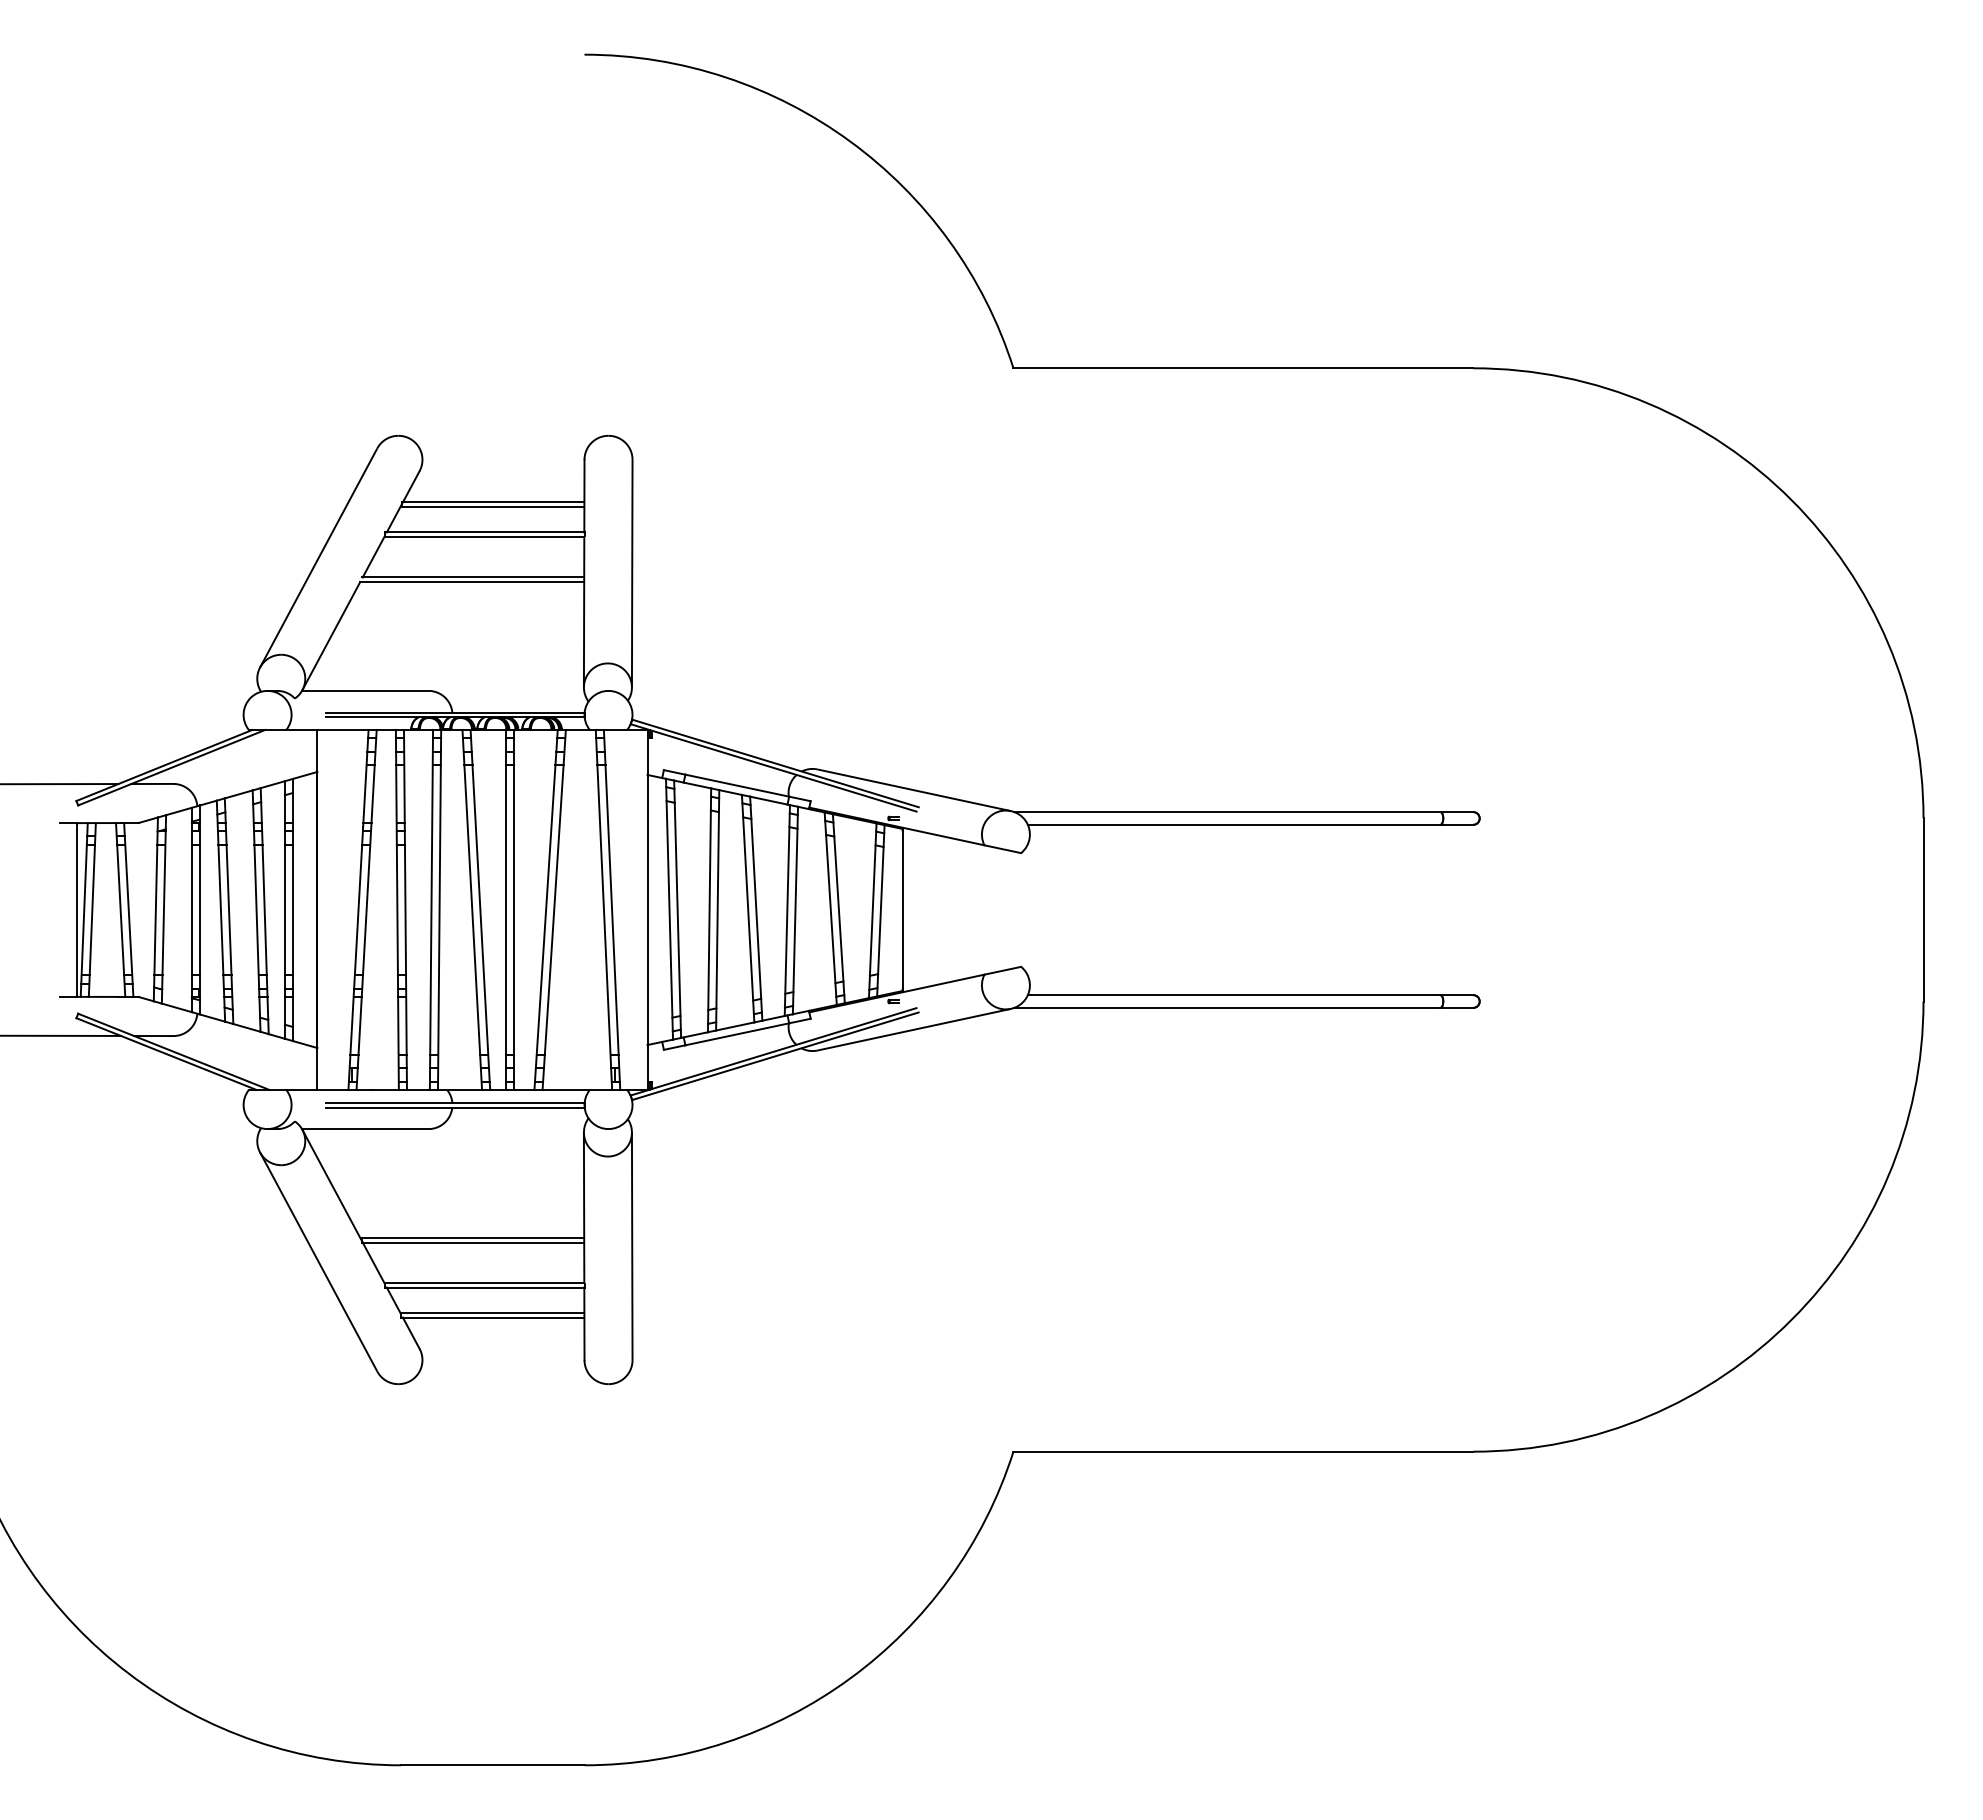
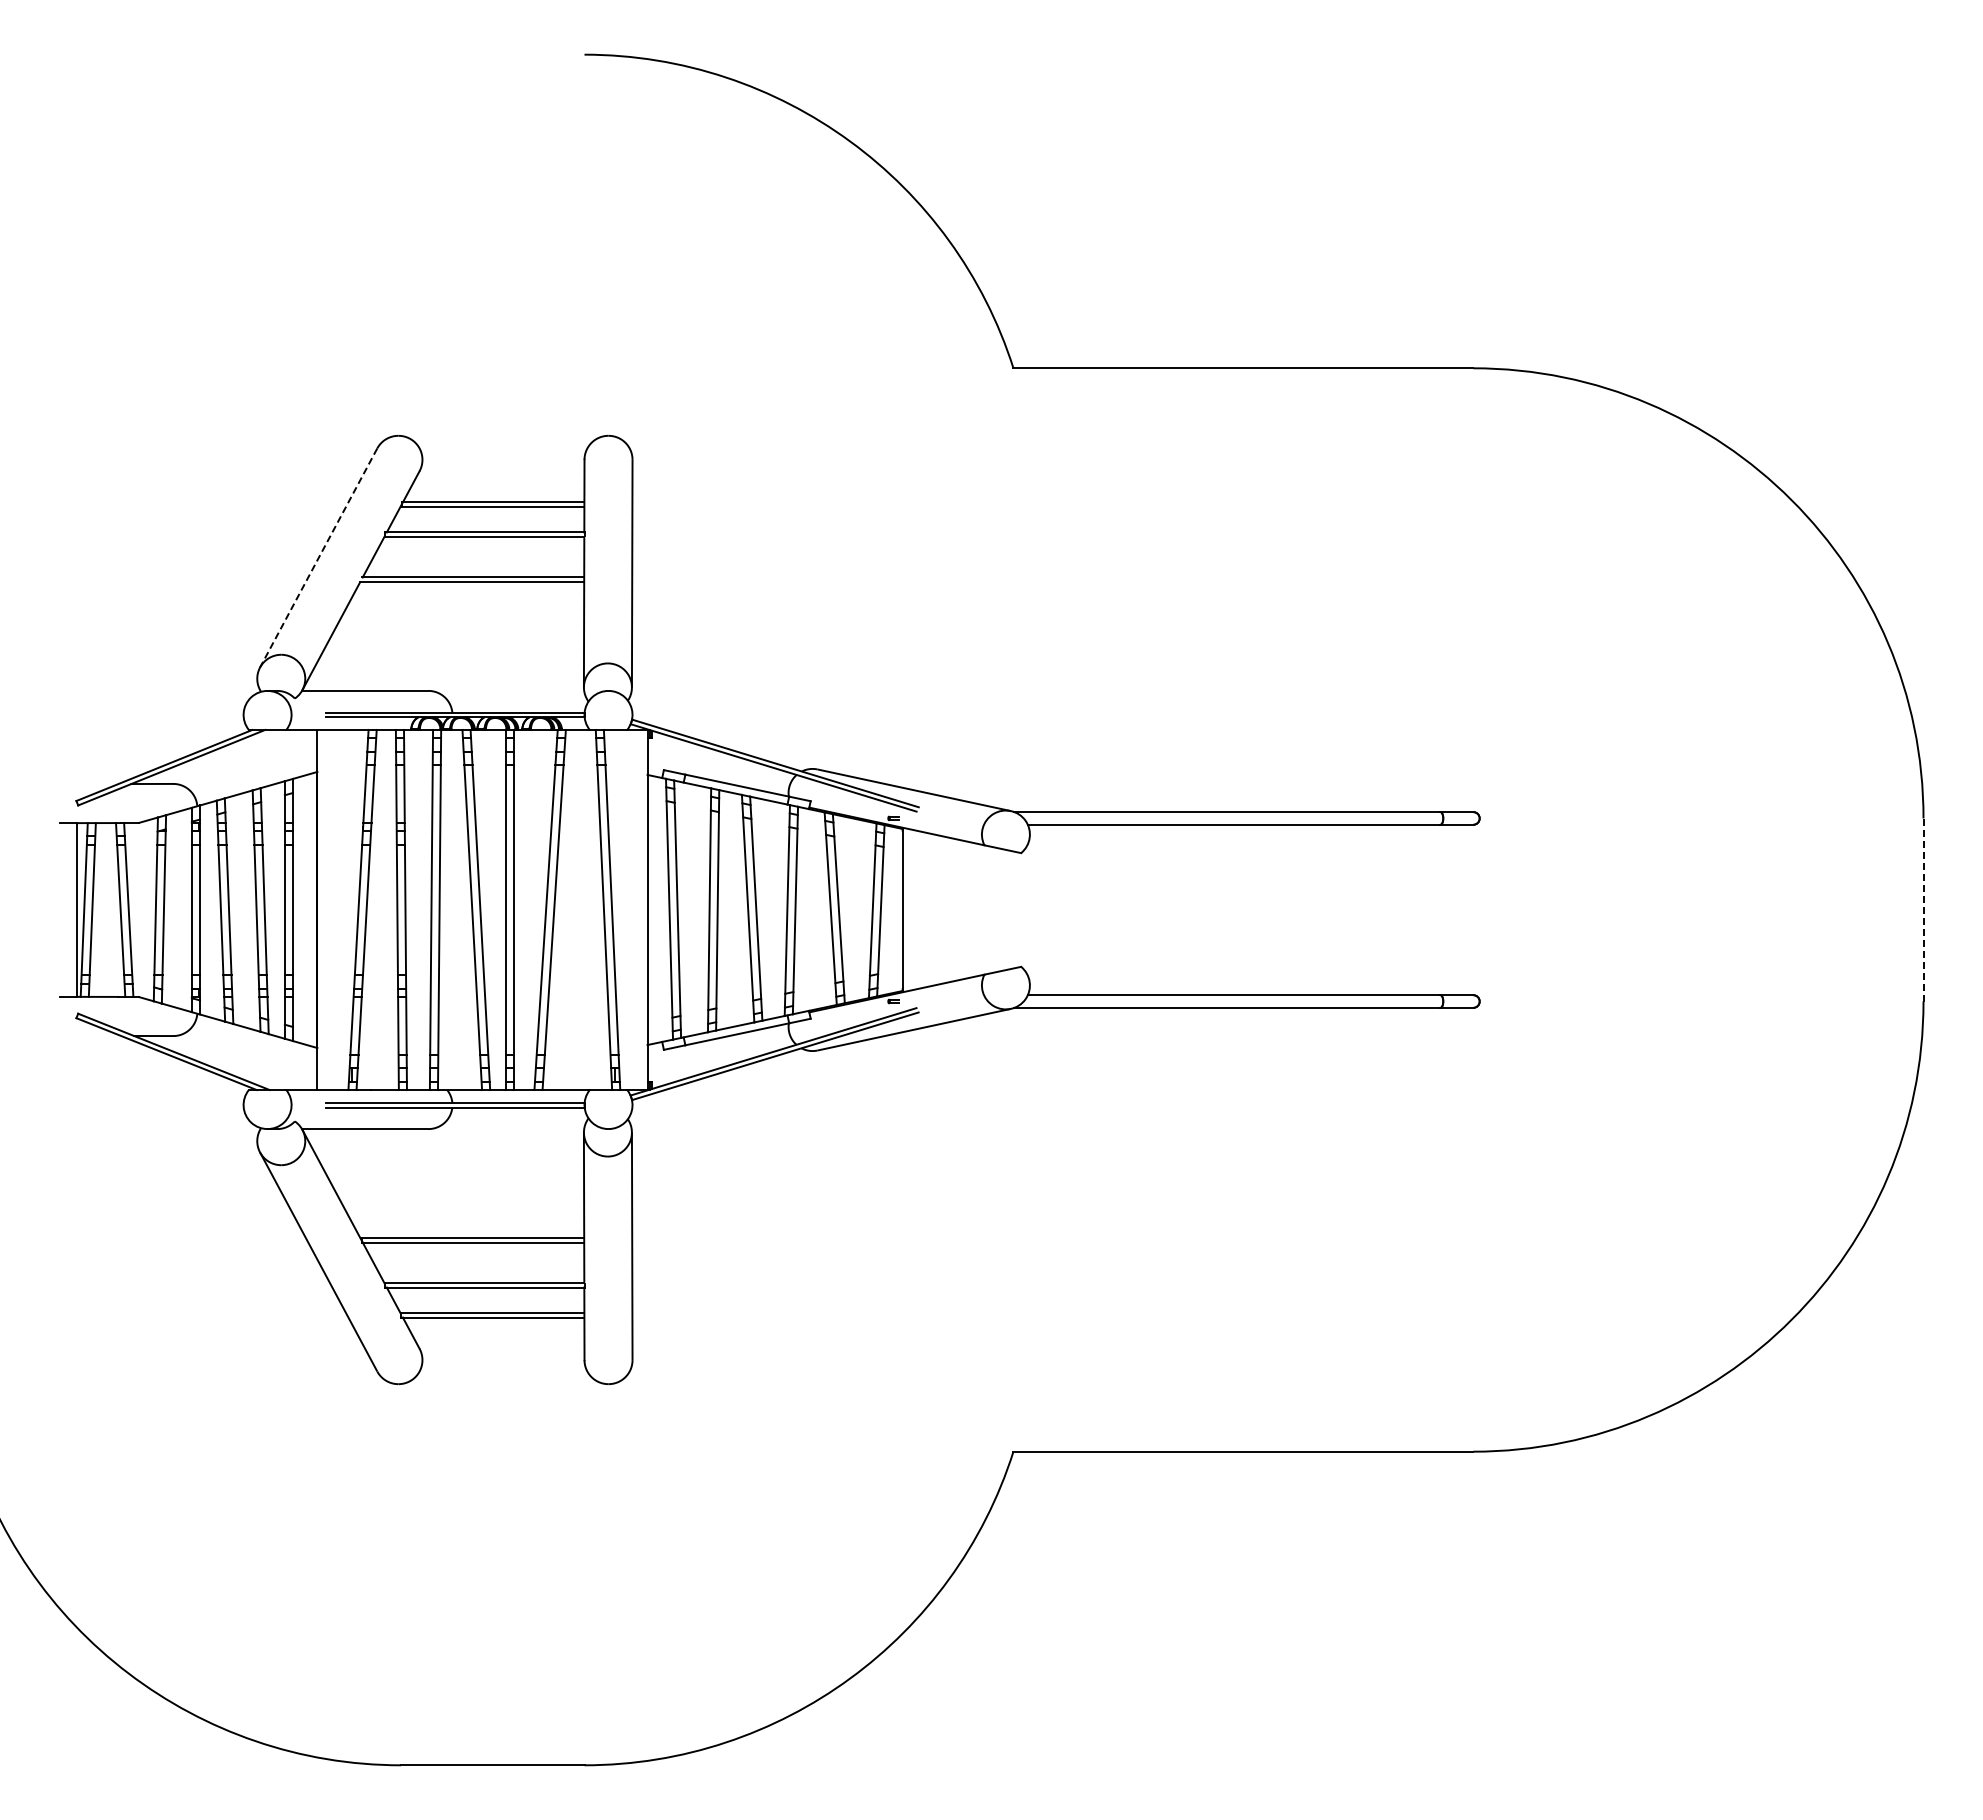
line: solid -> dashed (318, 558)
line: present -> none (60, 784)
line: solid -> dashed (1923, 909)
line: present -> none (61, 1035)
